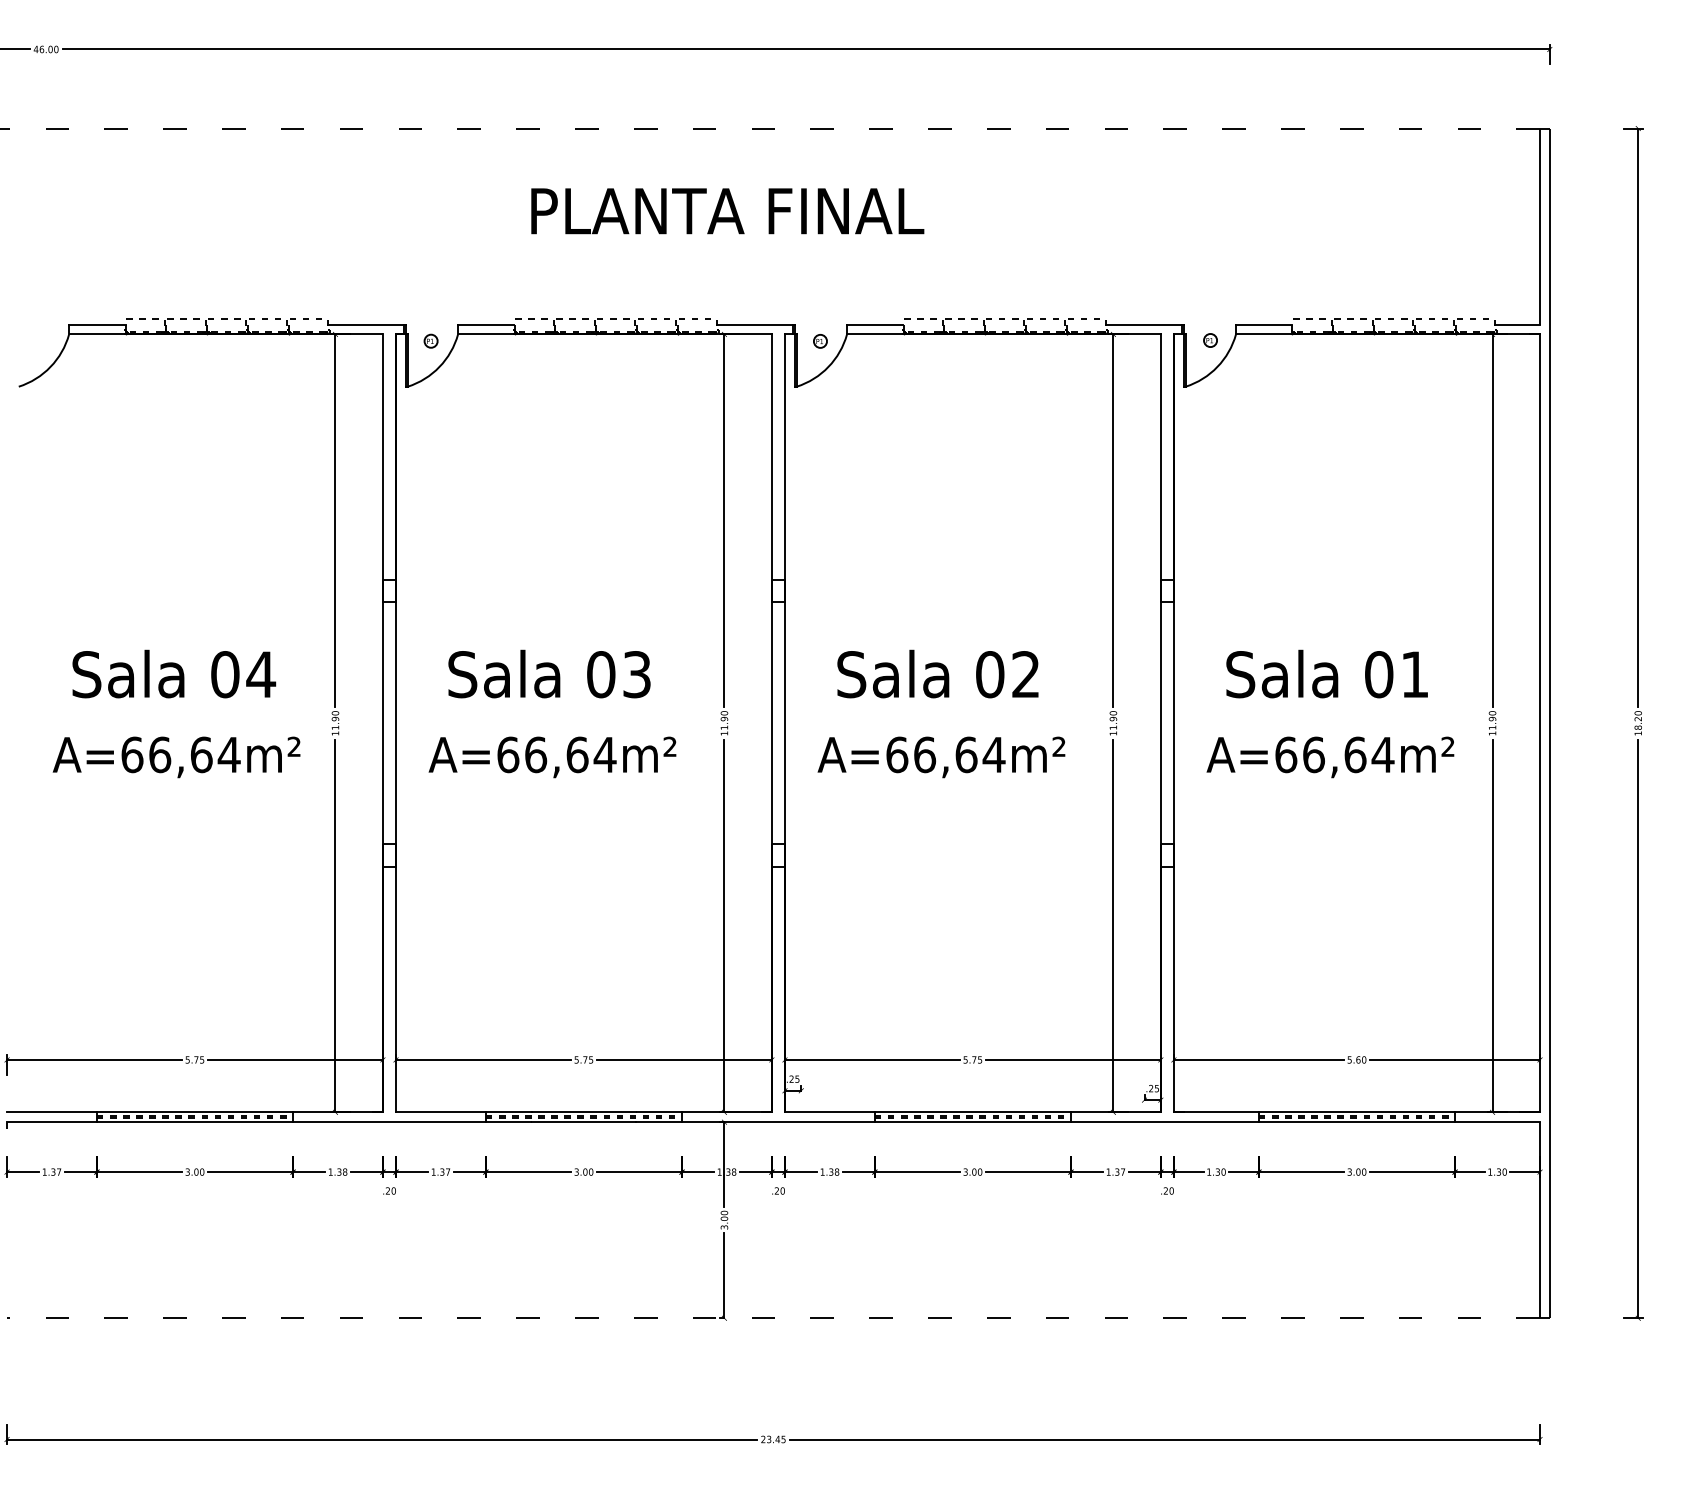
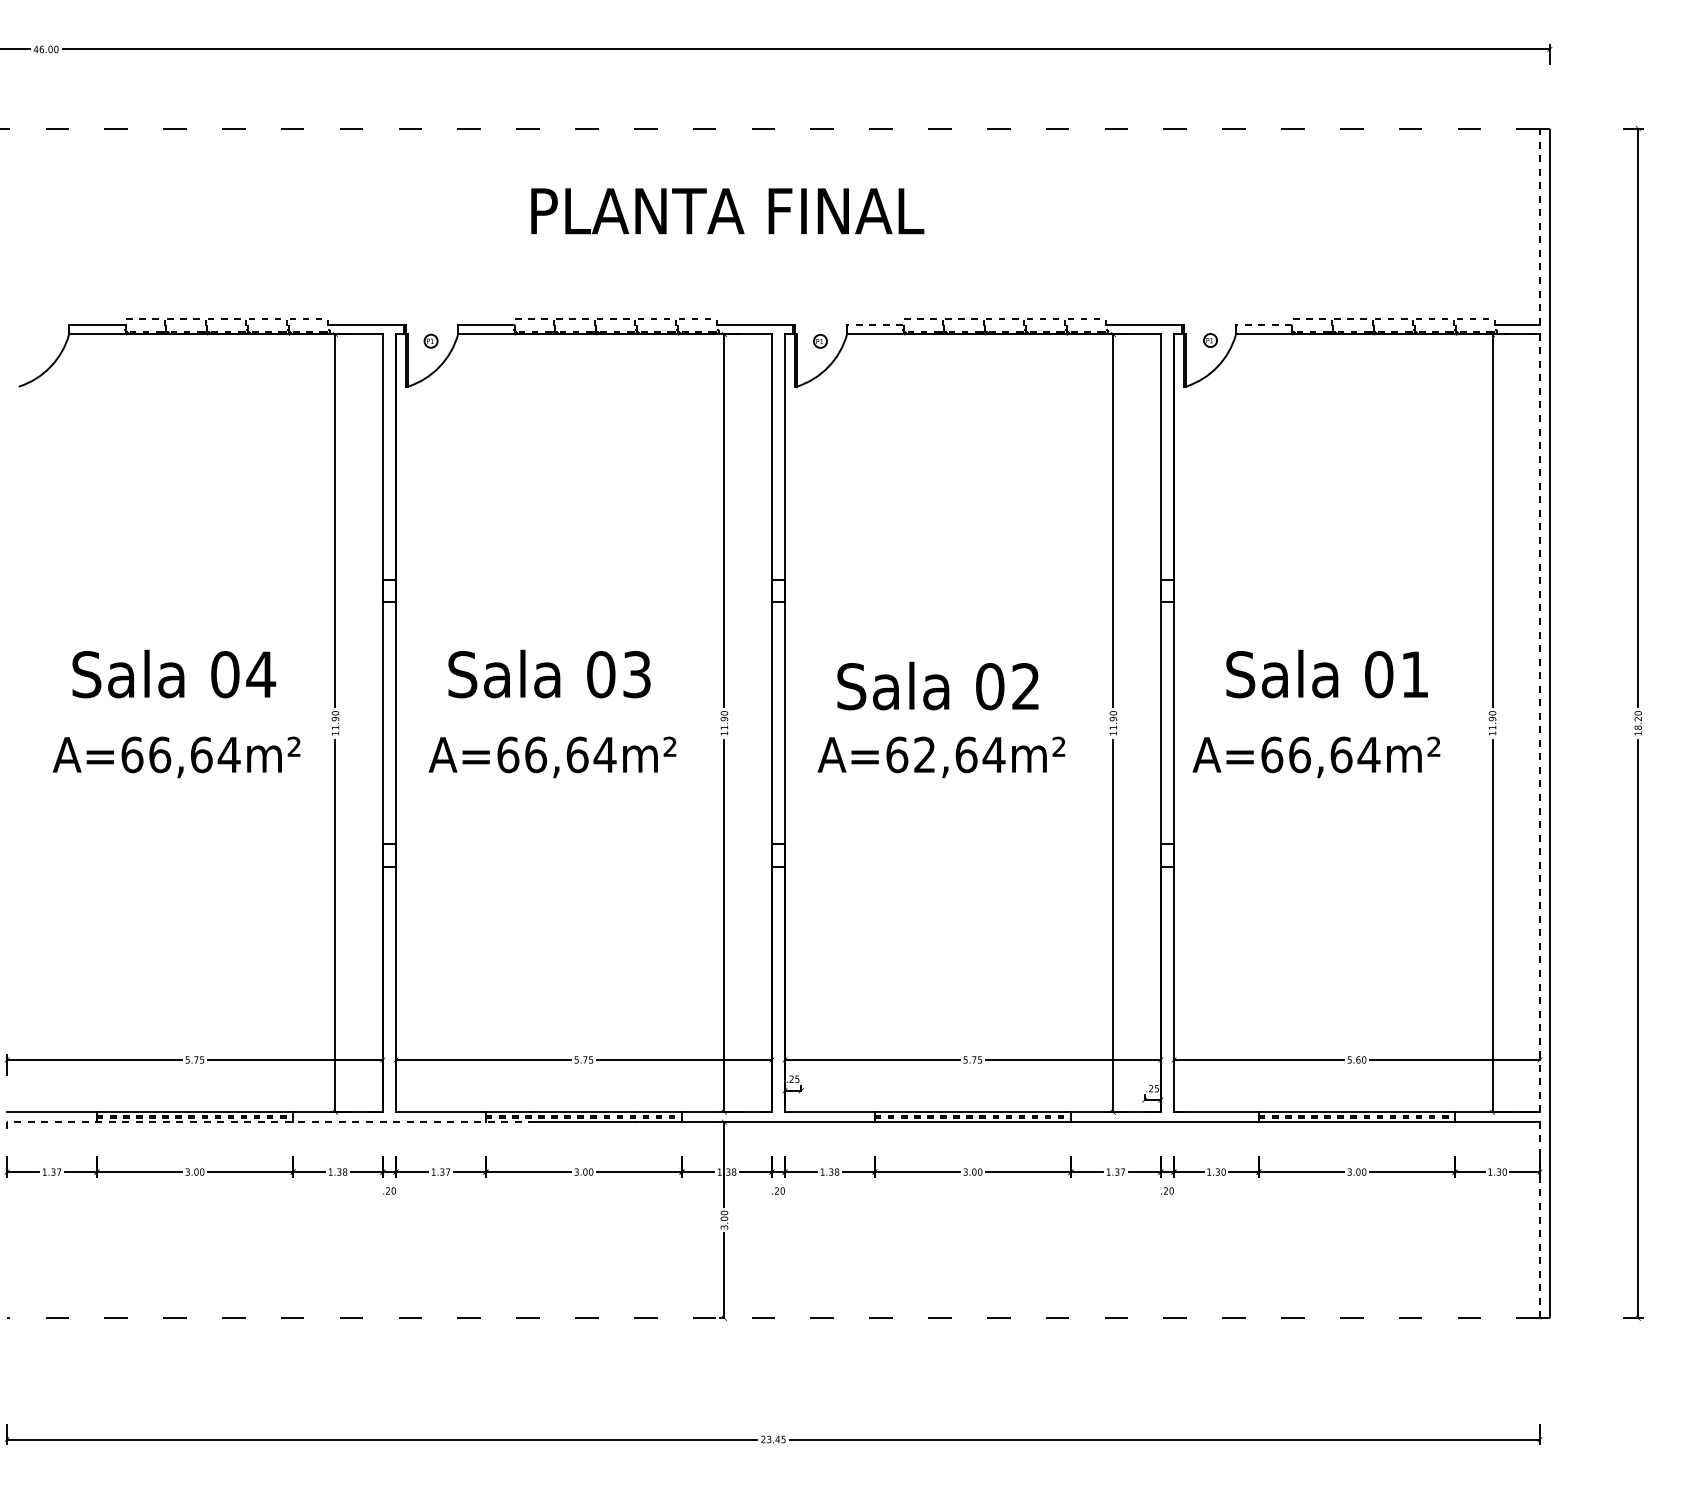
line: solid -> dashed (1540, 226)
line: solid -> dashed (874, 324)
line: solid -> dashed (1263, 324)
text position: (937, 673) -> (937, 685) (937, 685)
line: solid -> dashed (1540, 723)
text: A=66,64m² -> A=62,64m² (925, 754)
text position: (1330, 757) -> (1316, 757) (1316, 757)
line: solid -> dashed (265, 1122)
line: solid -> dashed (1540, 1220)
